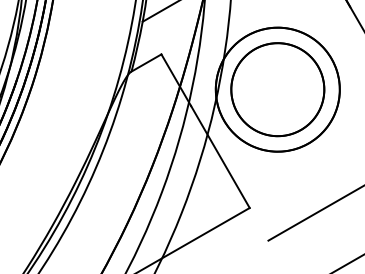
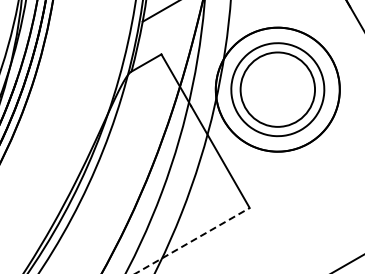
circle diameter: 93 px -> 74 px (277, 89)
line: present -> none (314, 213)
line: solid -> dashed (192, 240)
